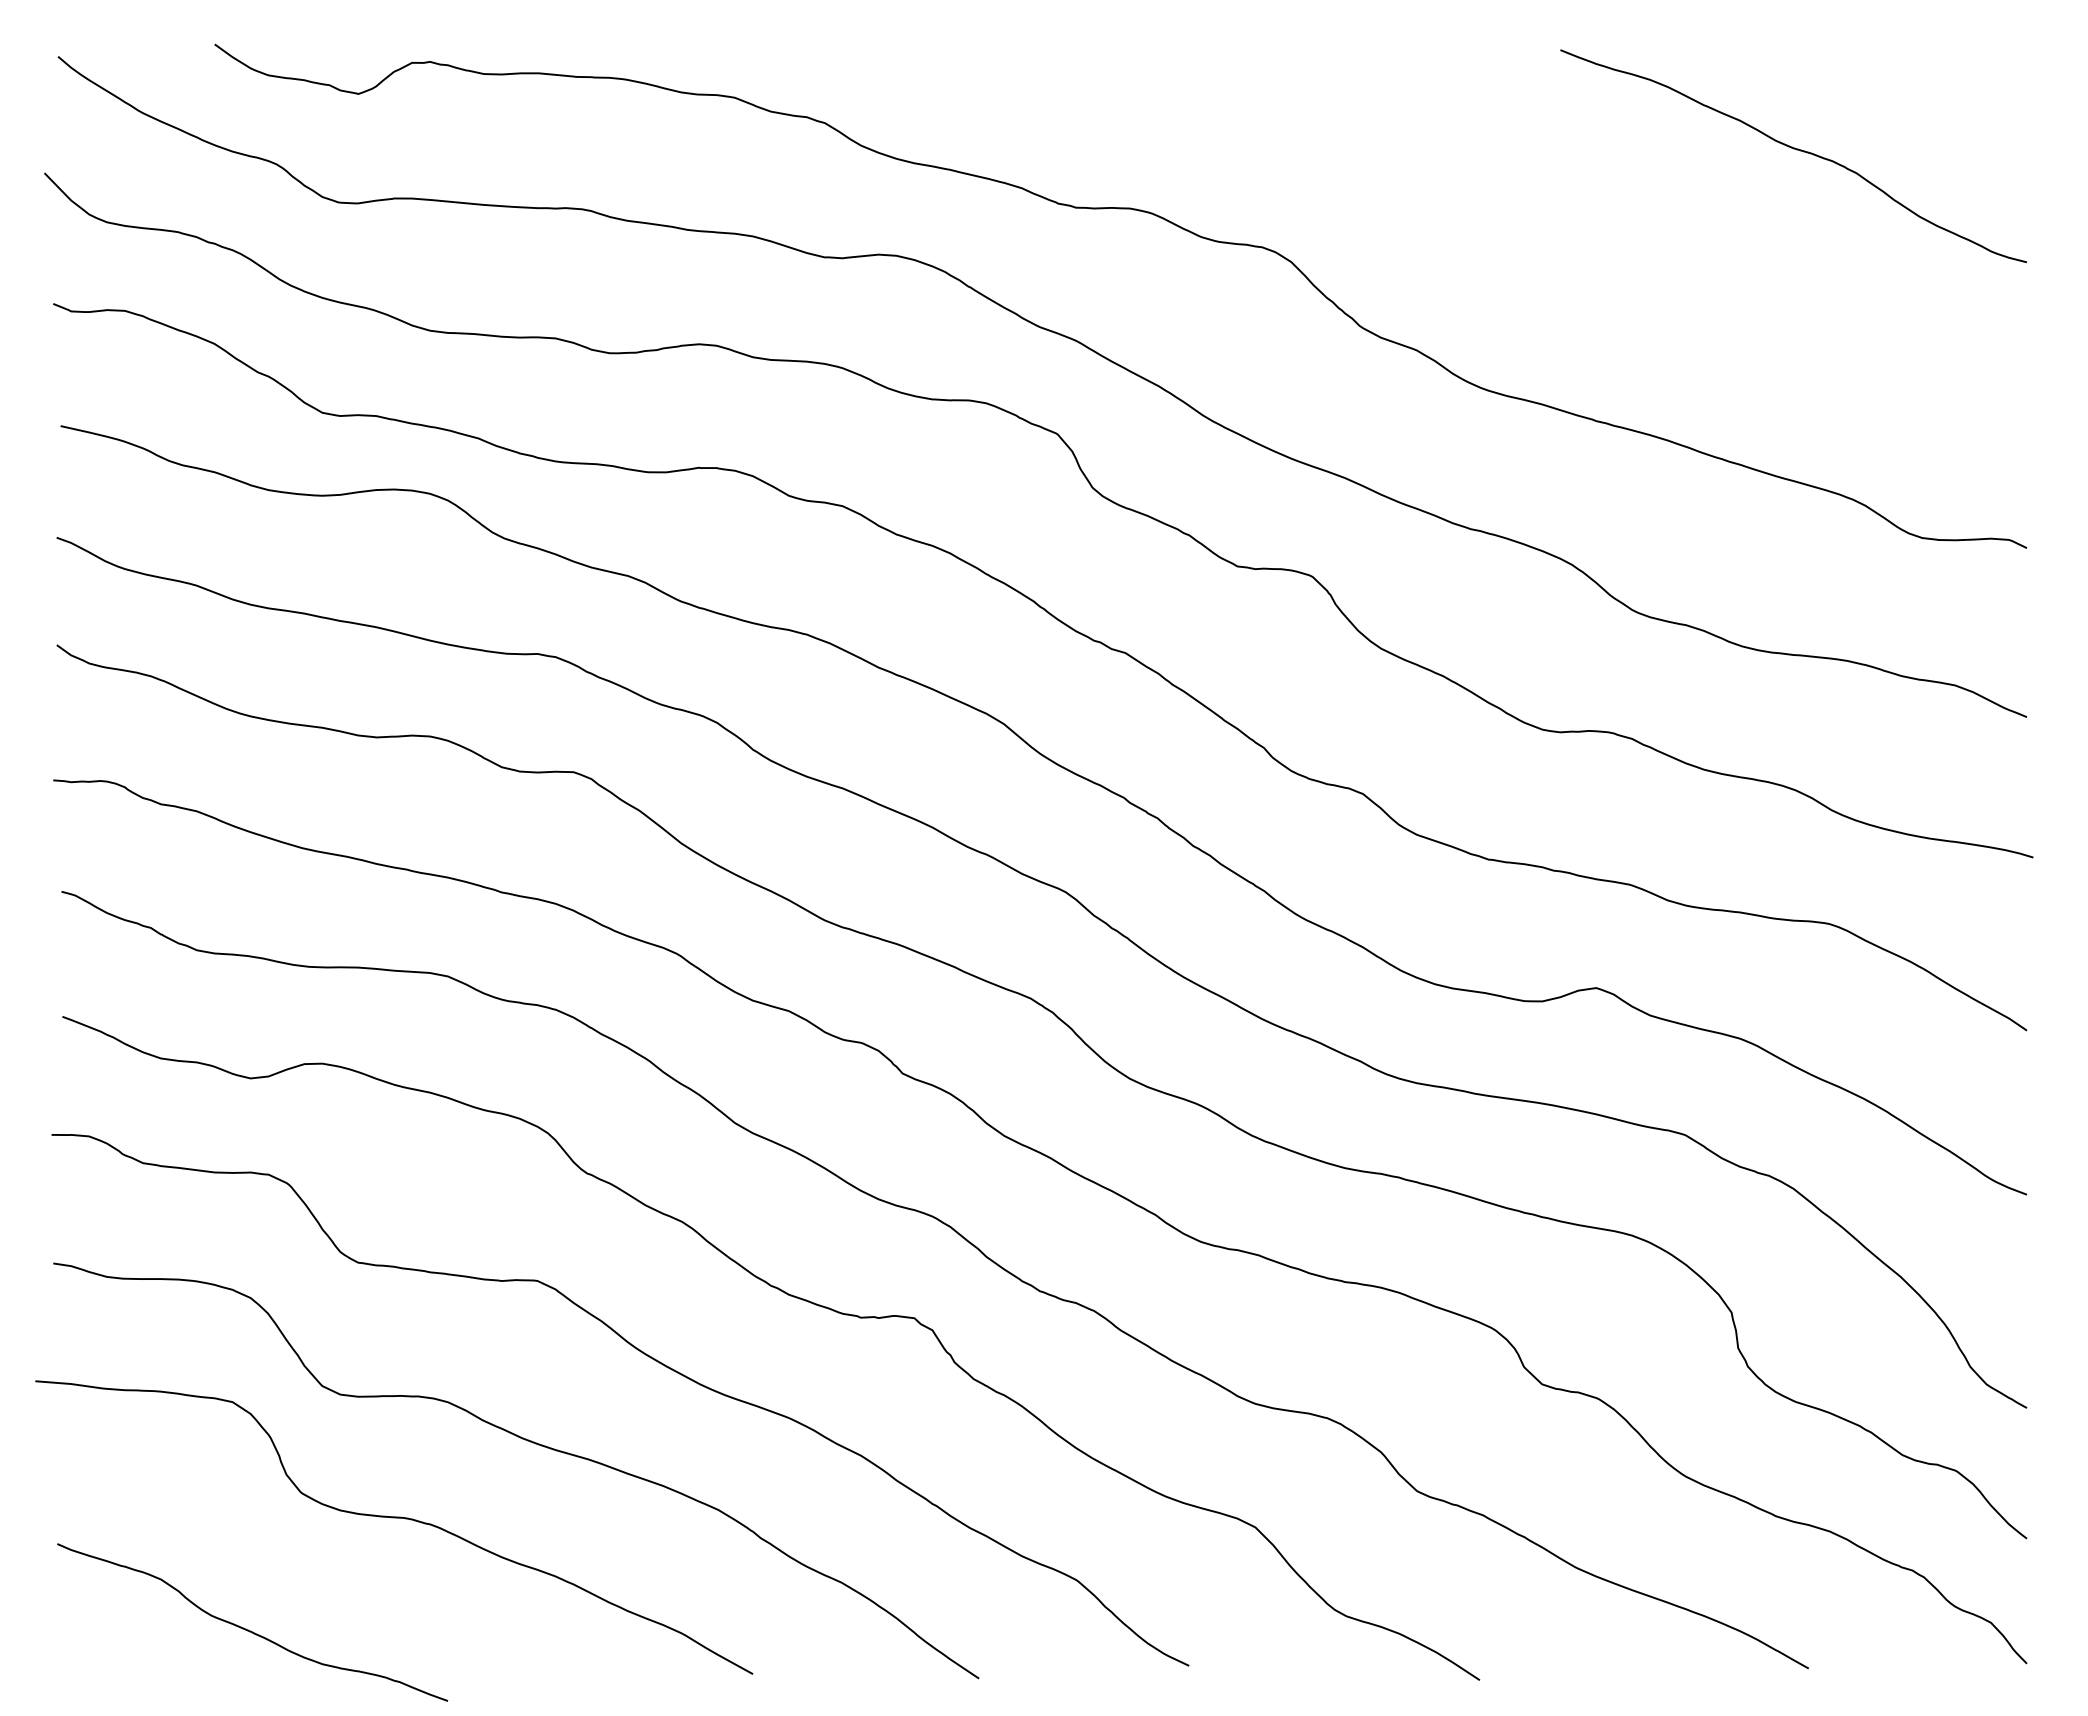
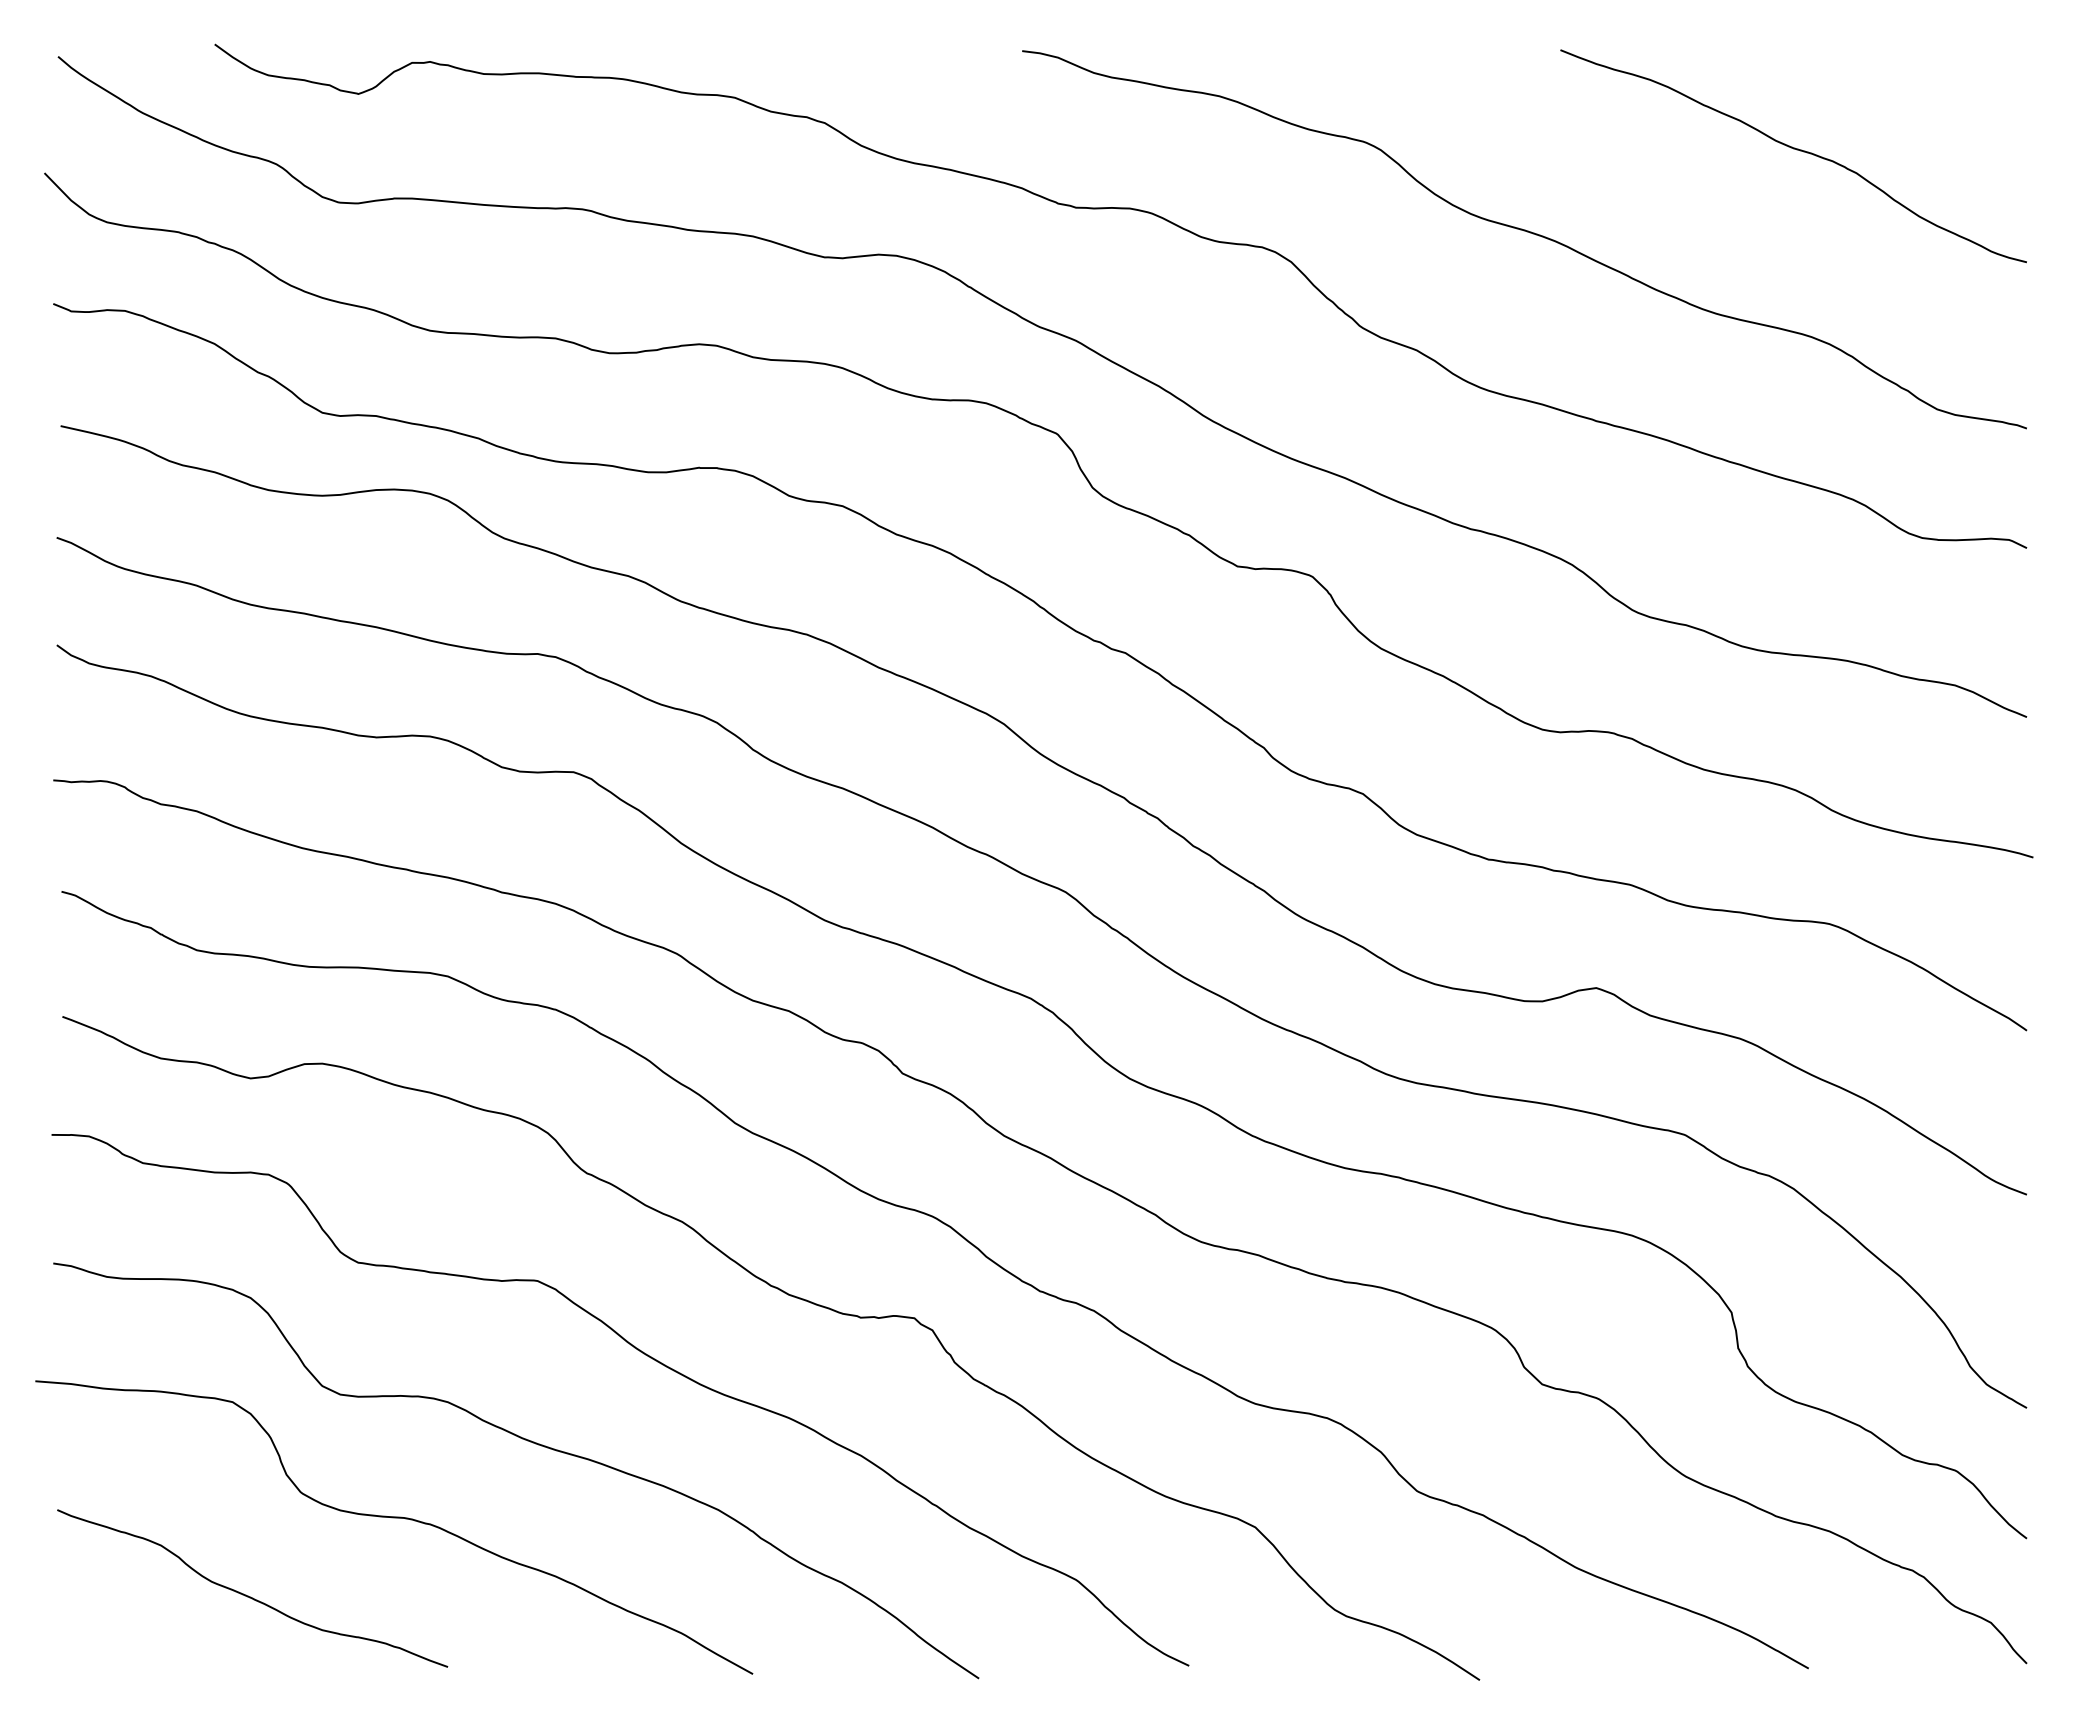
curve: none -> present (1527, 232)
curve position: (248, 1629) -> (248, 1595) (248, 1595)
